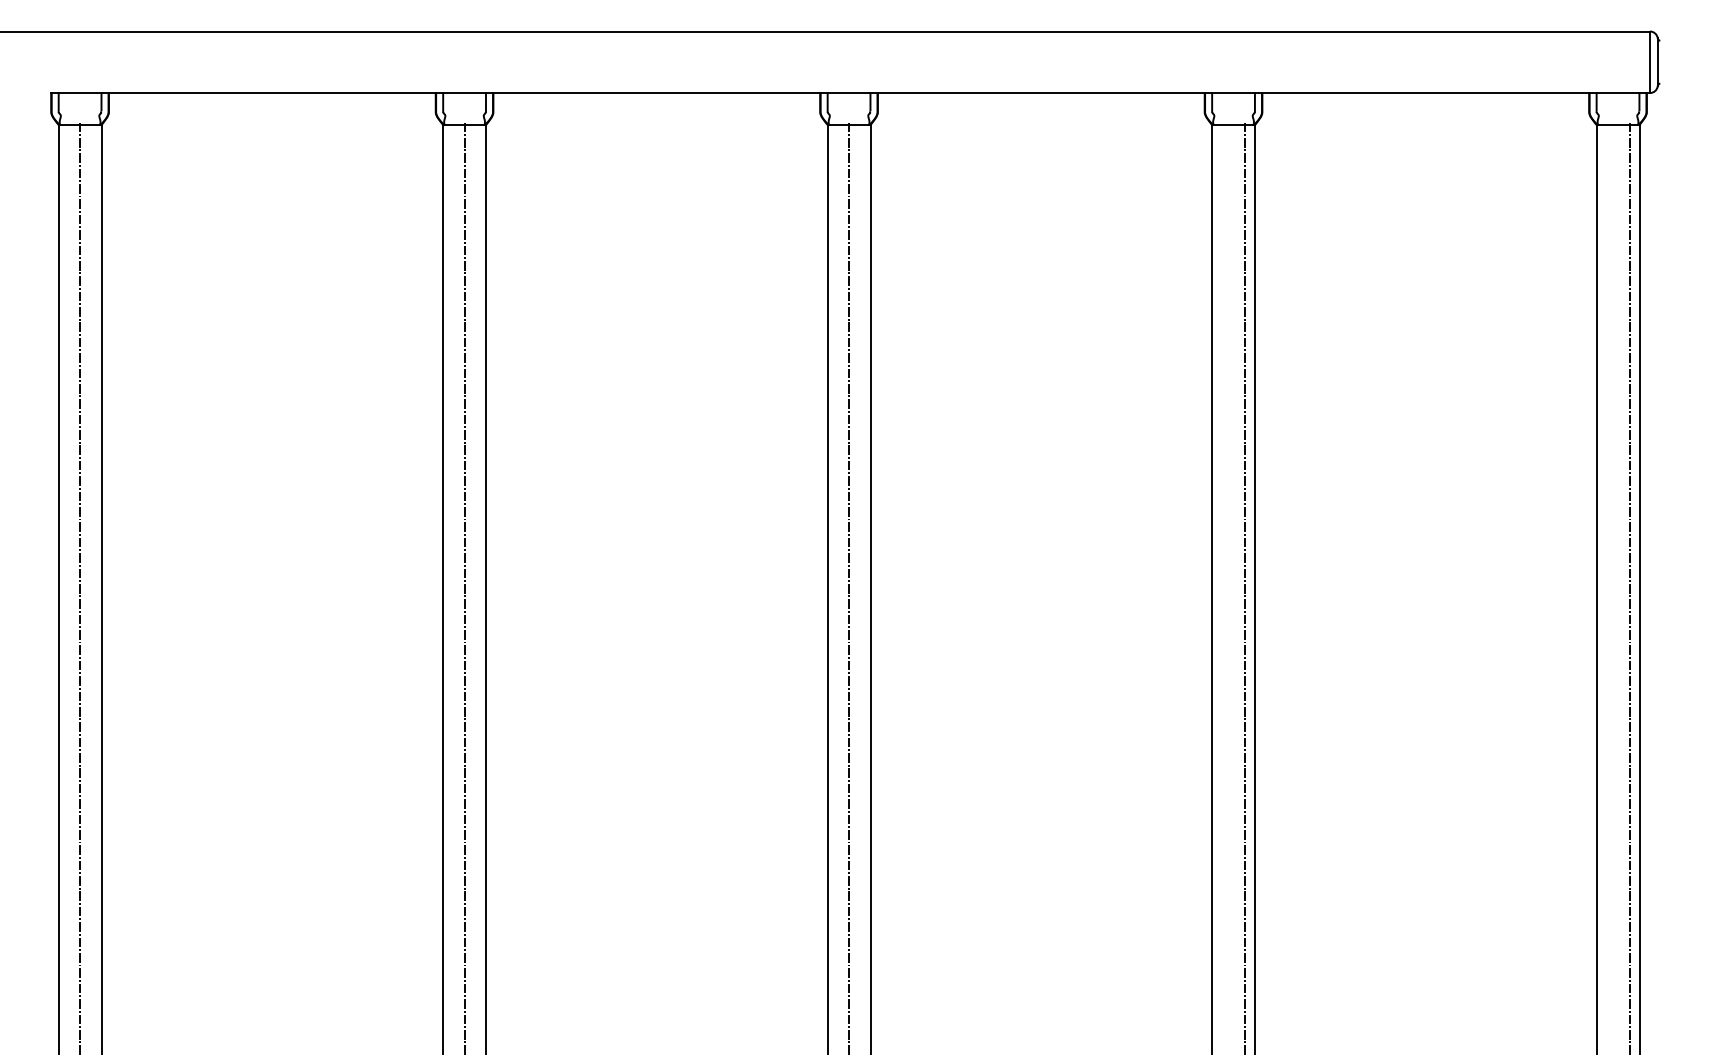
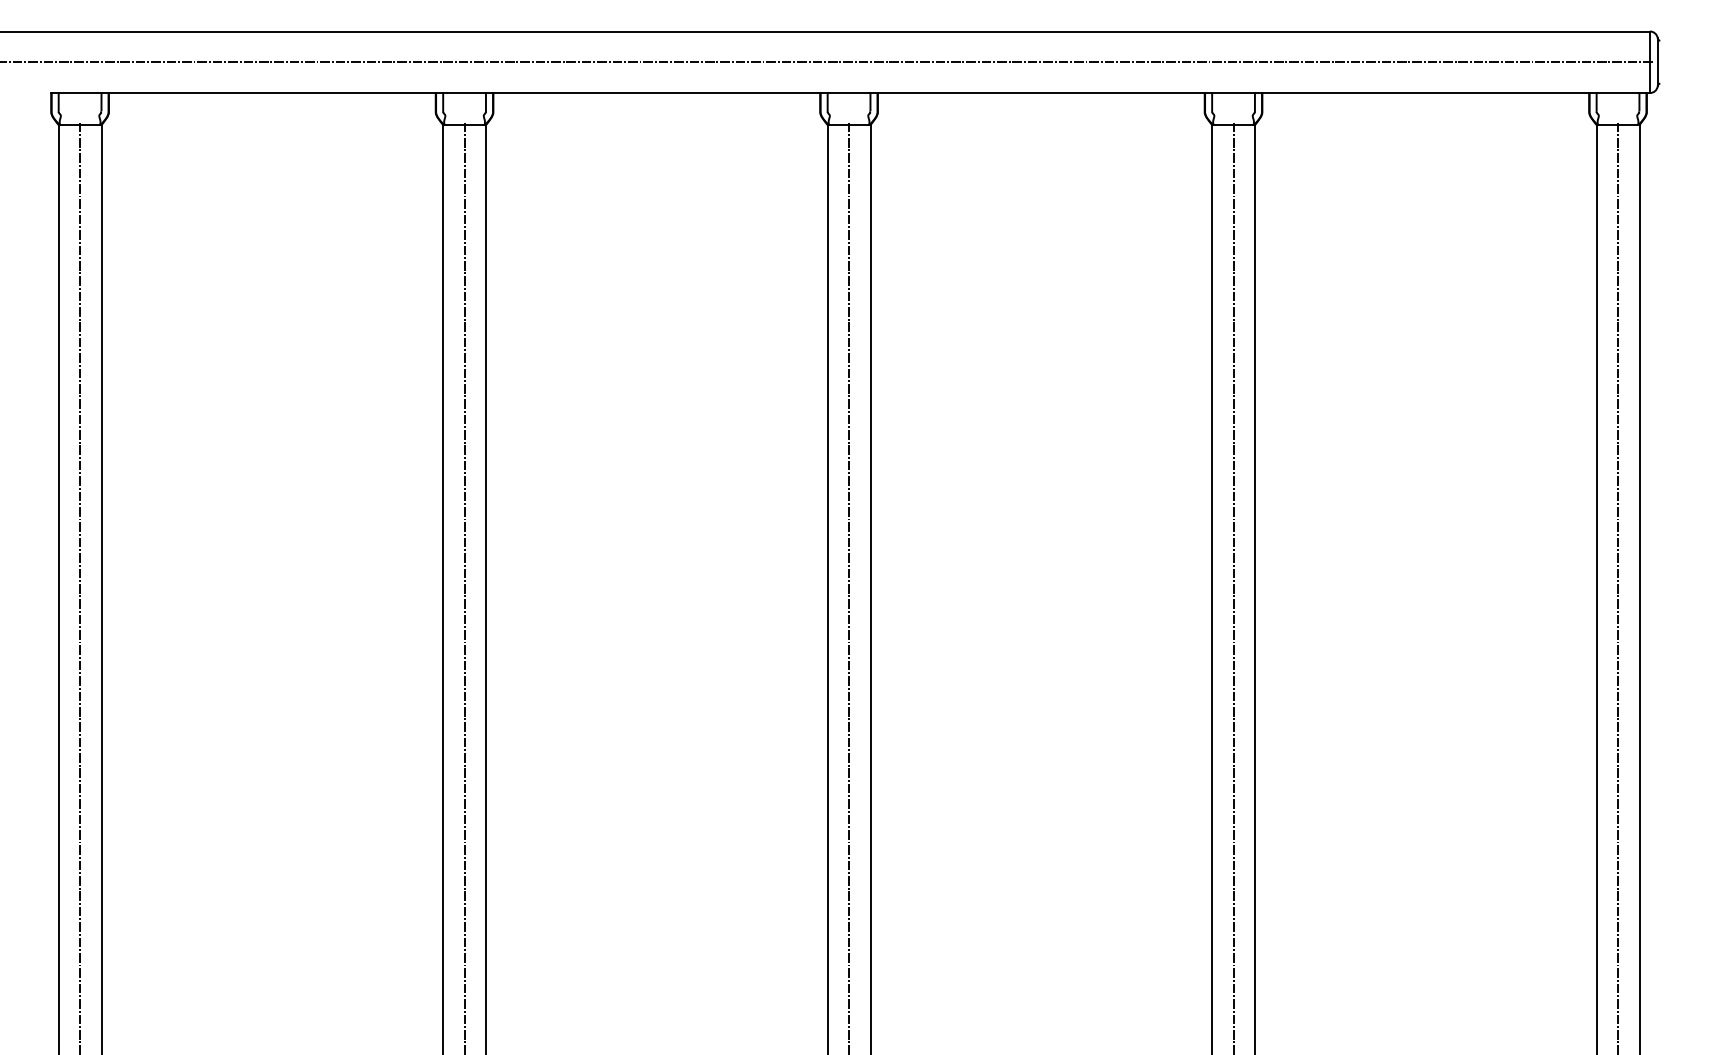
line: none -> present (827, 62)
line position: (1244, 586) -> (1233, 586) (1233, 586)
line position: (1630, 586) -> (1618, 586) (1618, 586)
